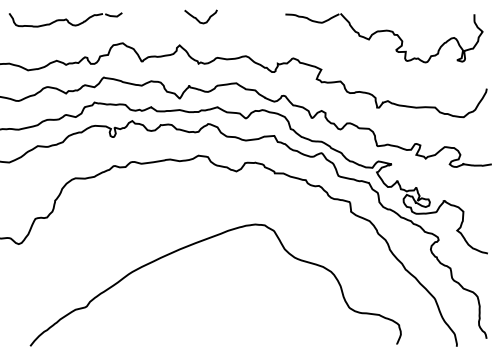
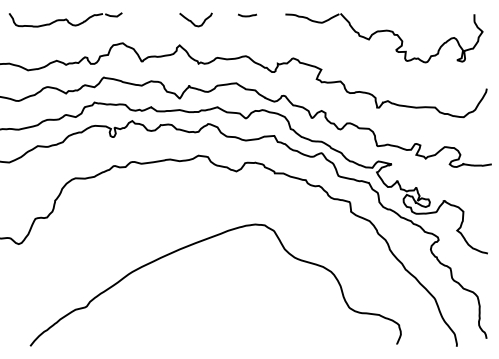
curve: none -> present (247, 15)
curve position: (197, 18) -> (192, 21) (192, 21)
